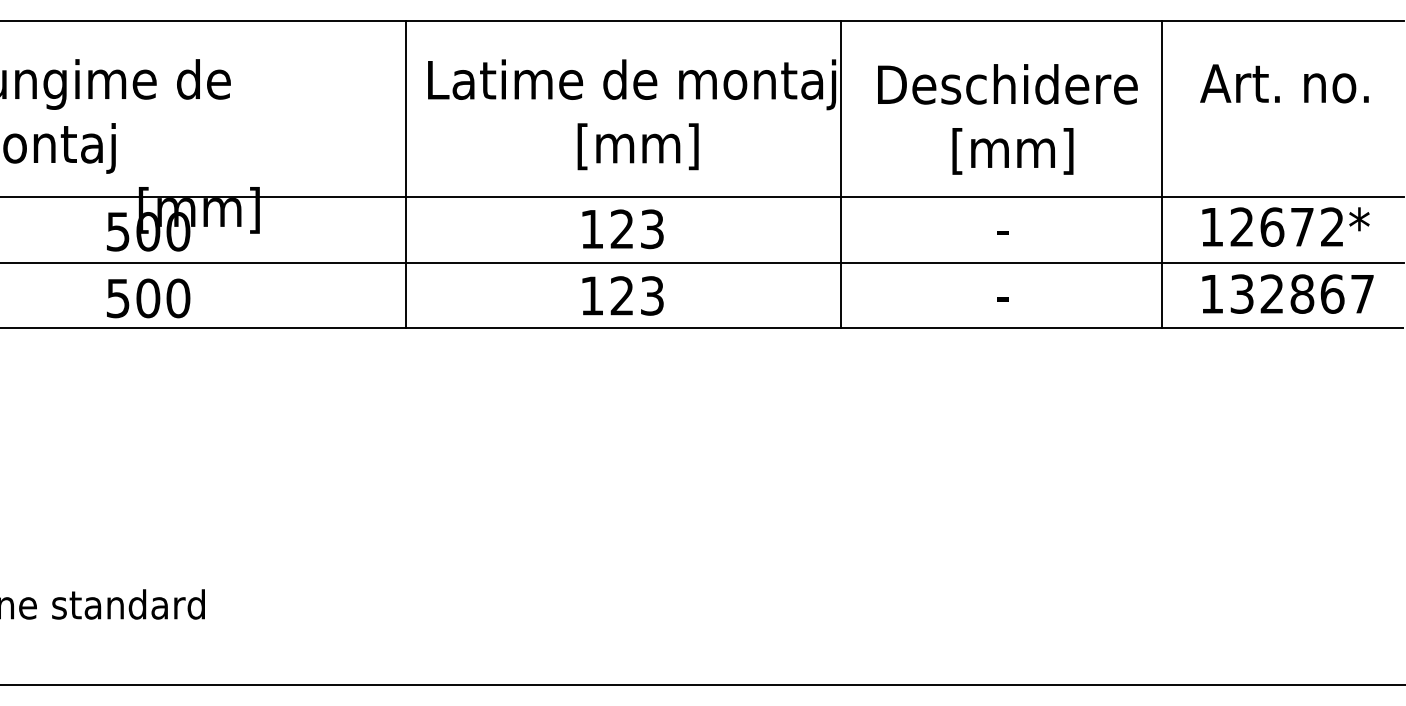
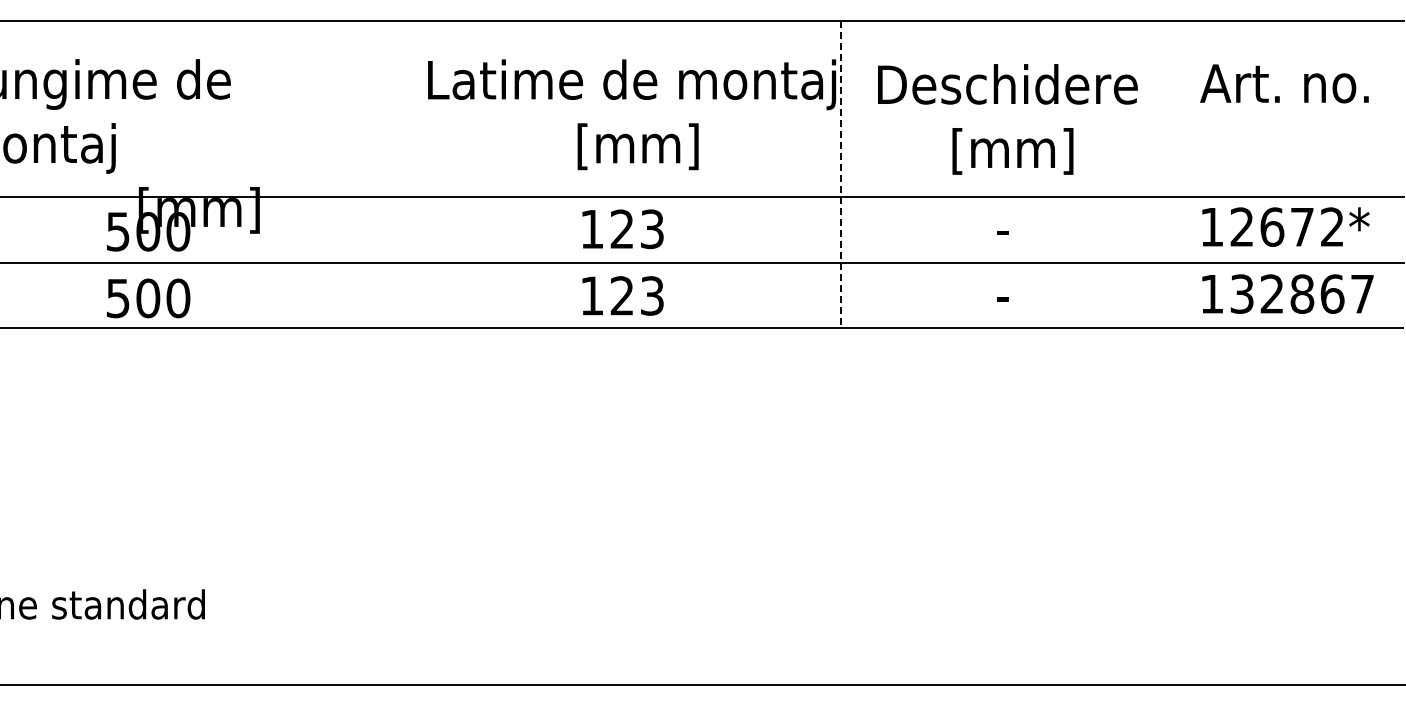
line: present -> none (405, 174)
line: solid -> dashed (840, 174)
line: present -> none (1161, 174)
